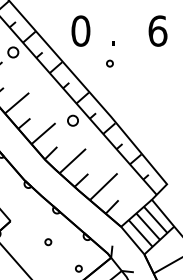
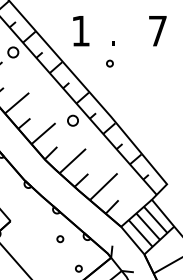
text: 0 -> 1 (80, 30)
text: 6 -> 7 (157, 30)
circle position: (48, 242) -> (60, 239) (60, 239)
